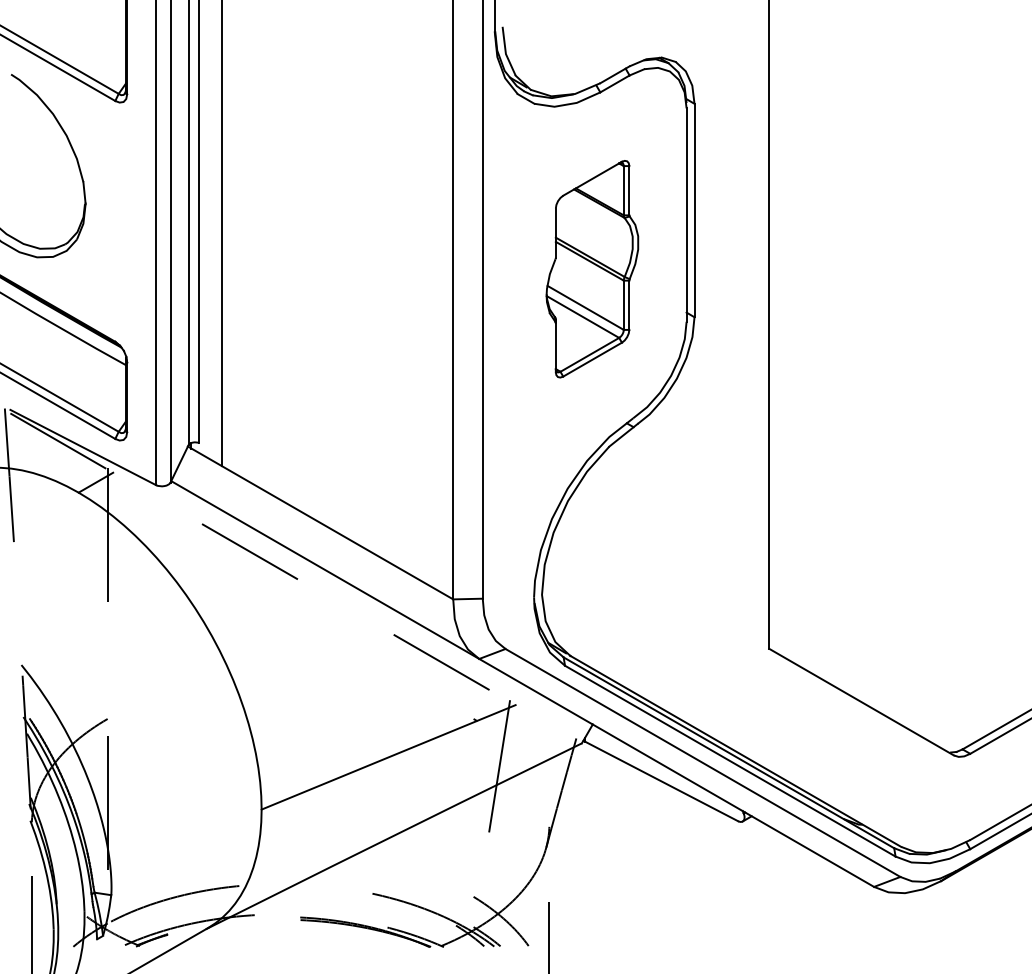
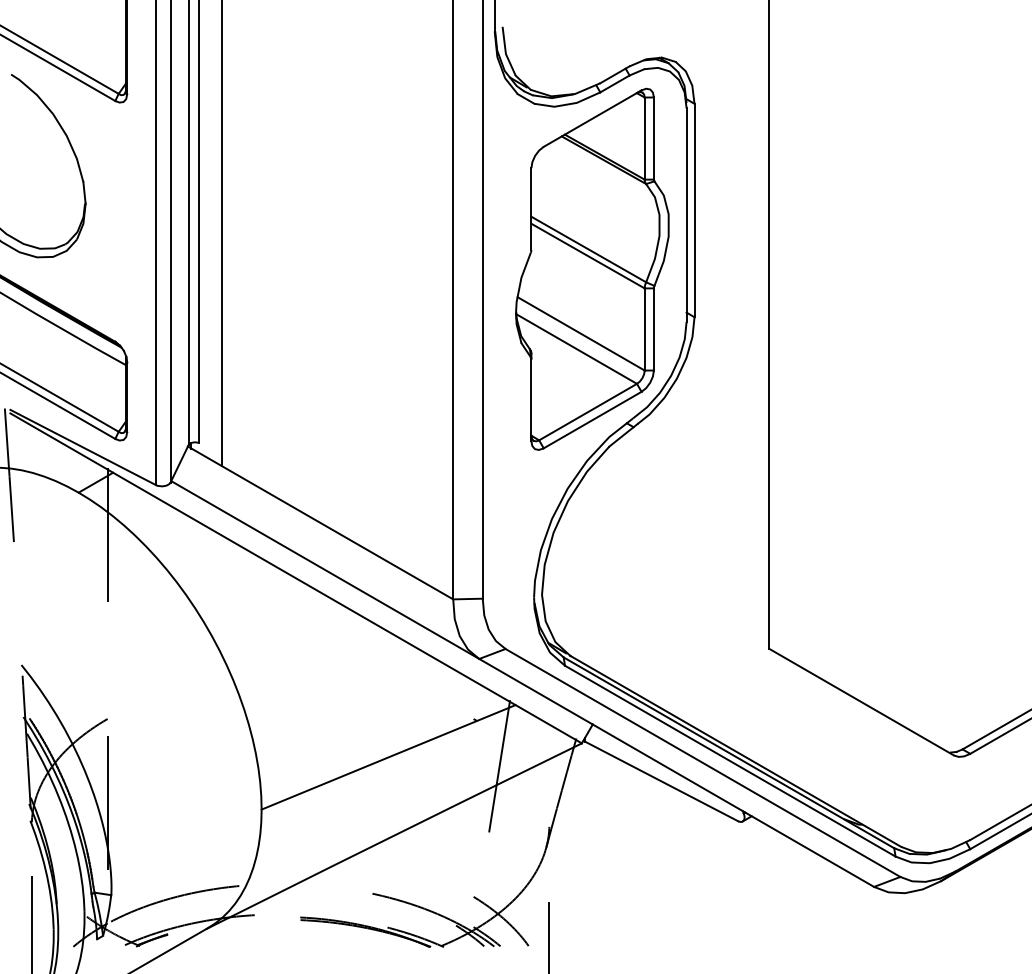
part size: 95x219 px -> 155x364 px (592, 268)
line: dashed -> solid (296, 578)
